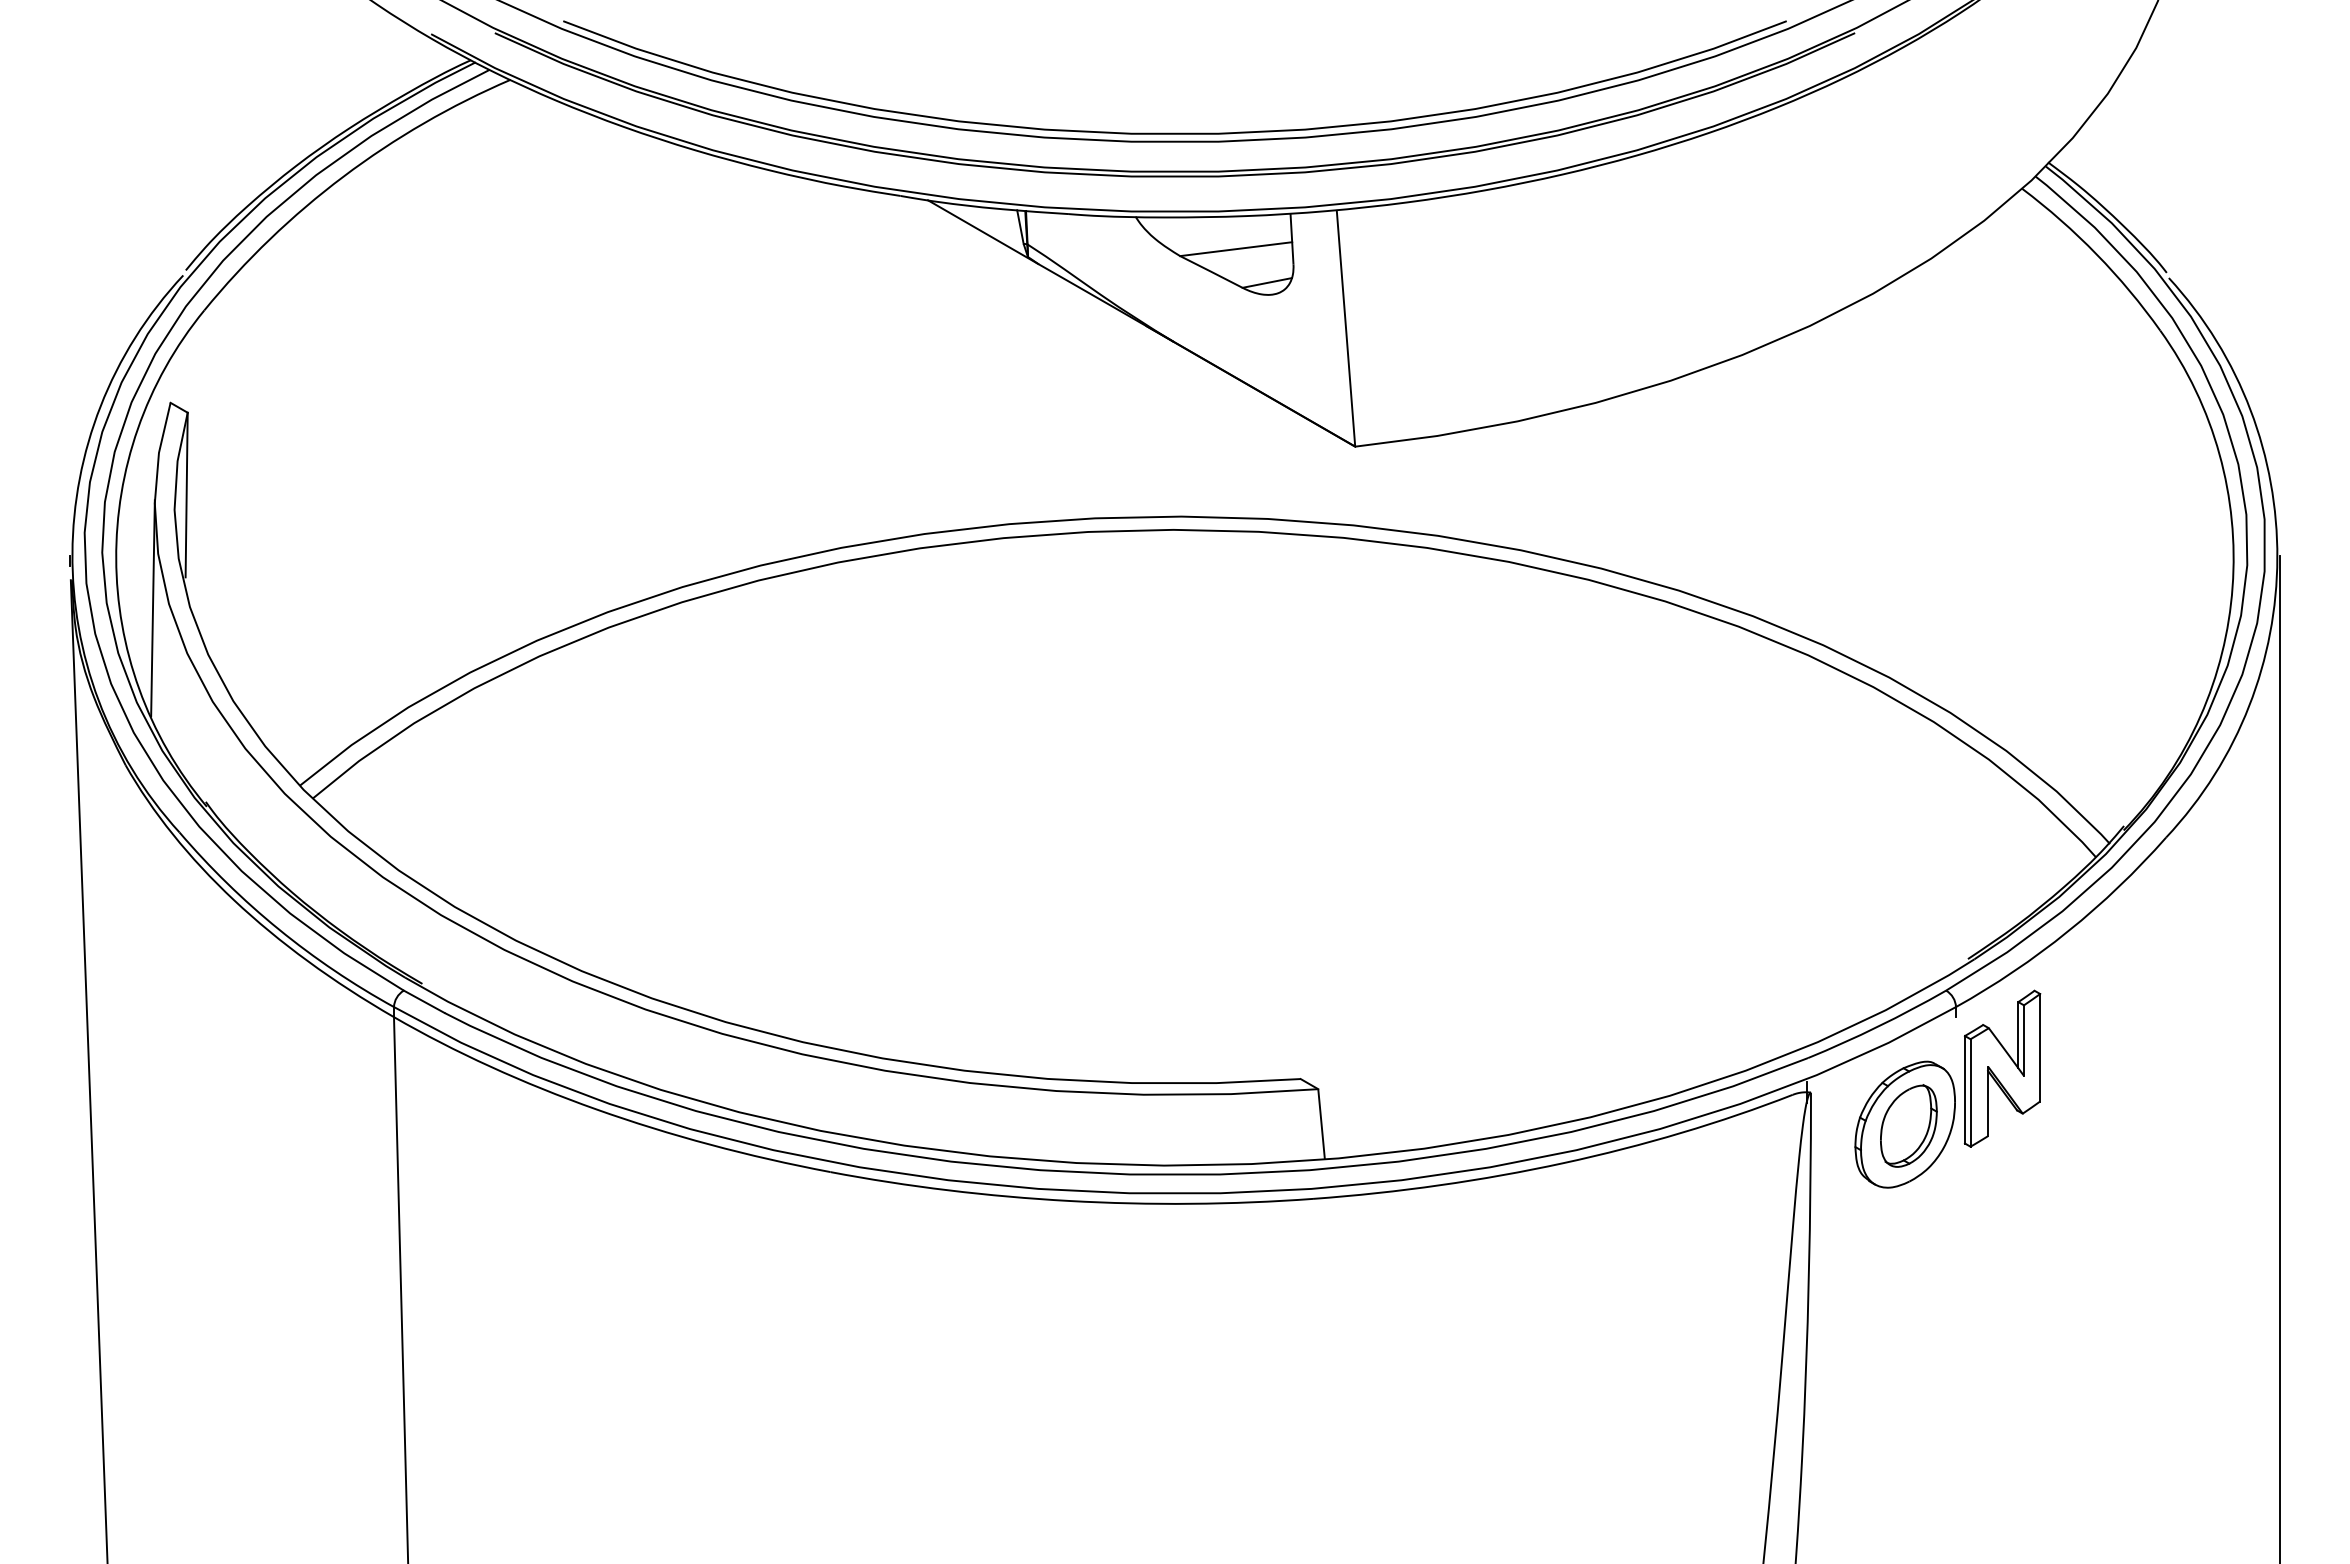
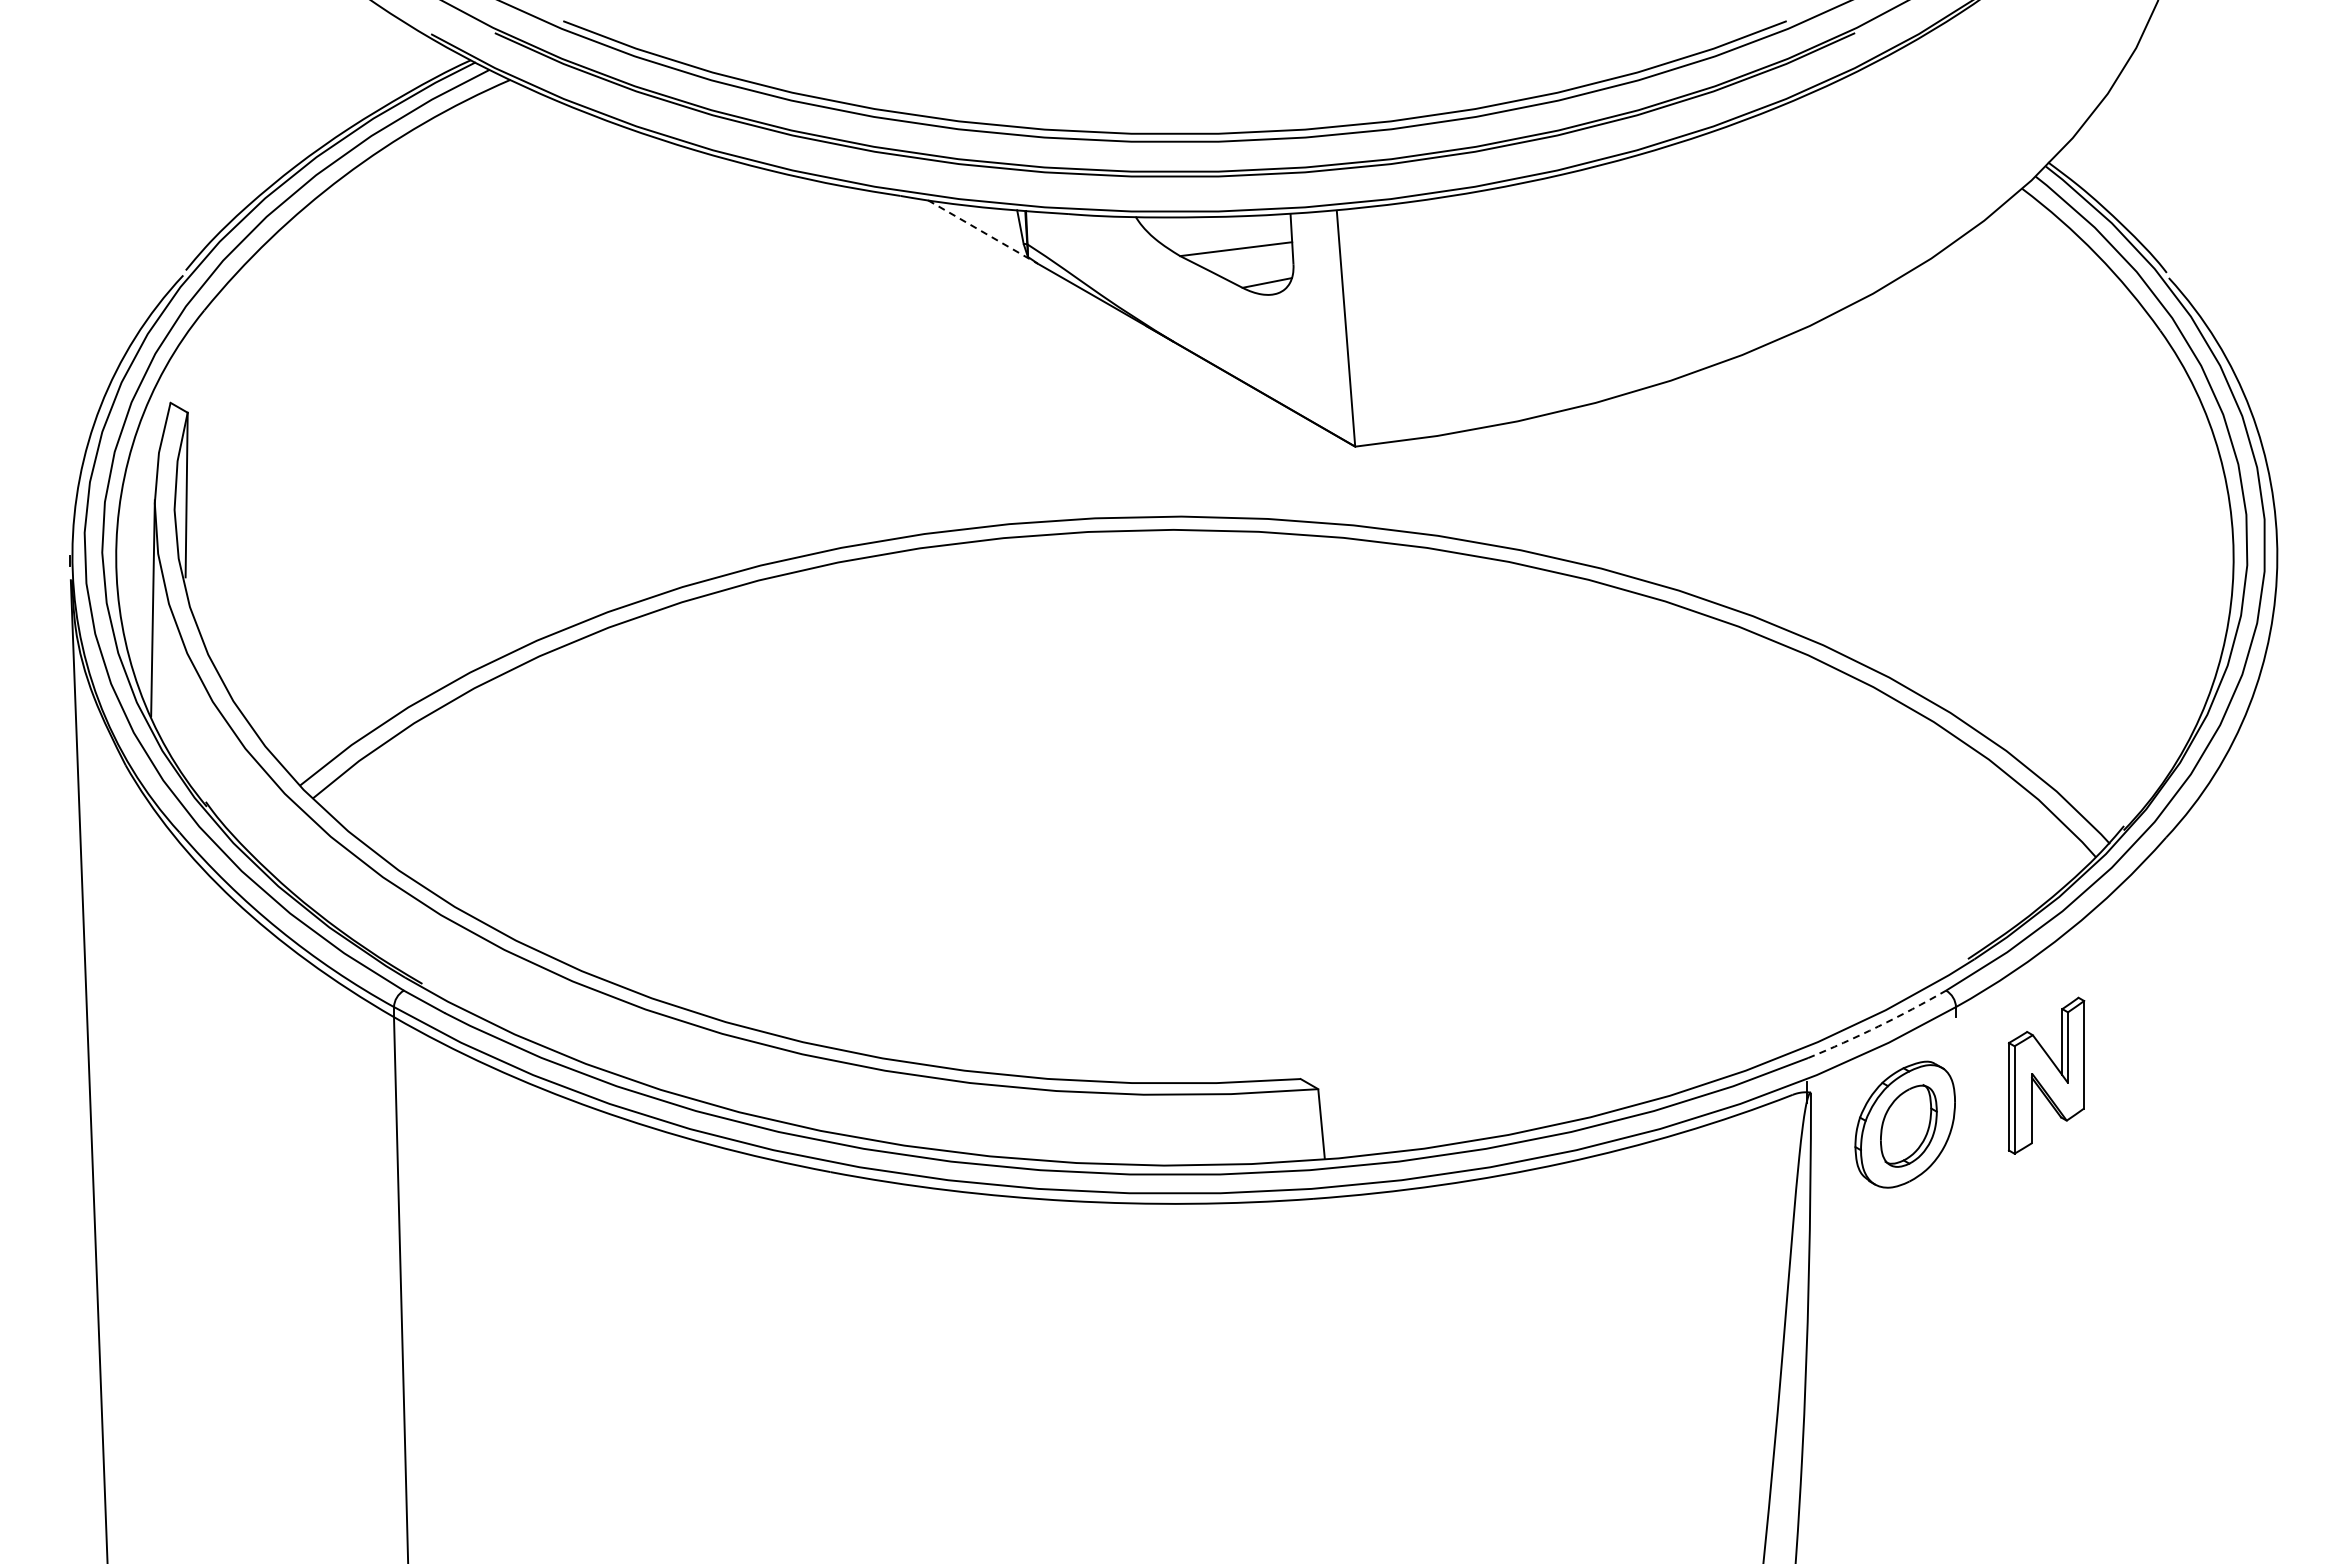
line: solid -> dashed (983, 232)
arc: solid -> dashed (1878, 1026)
line: present -> none (2279, 1058)
part position: (2002, 1068) -> (2046, 1075) (2046, 1075)
